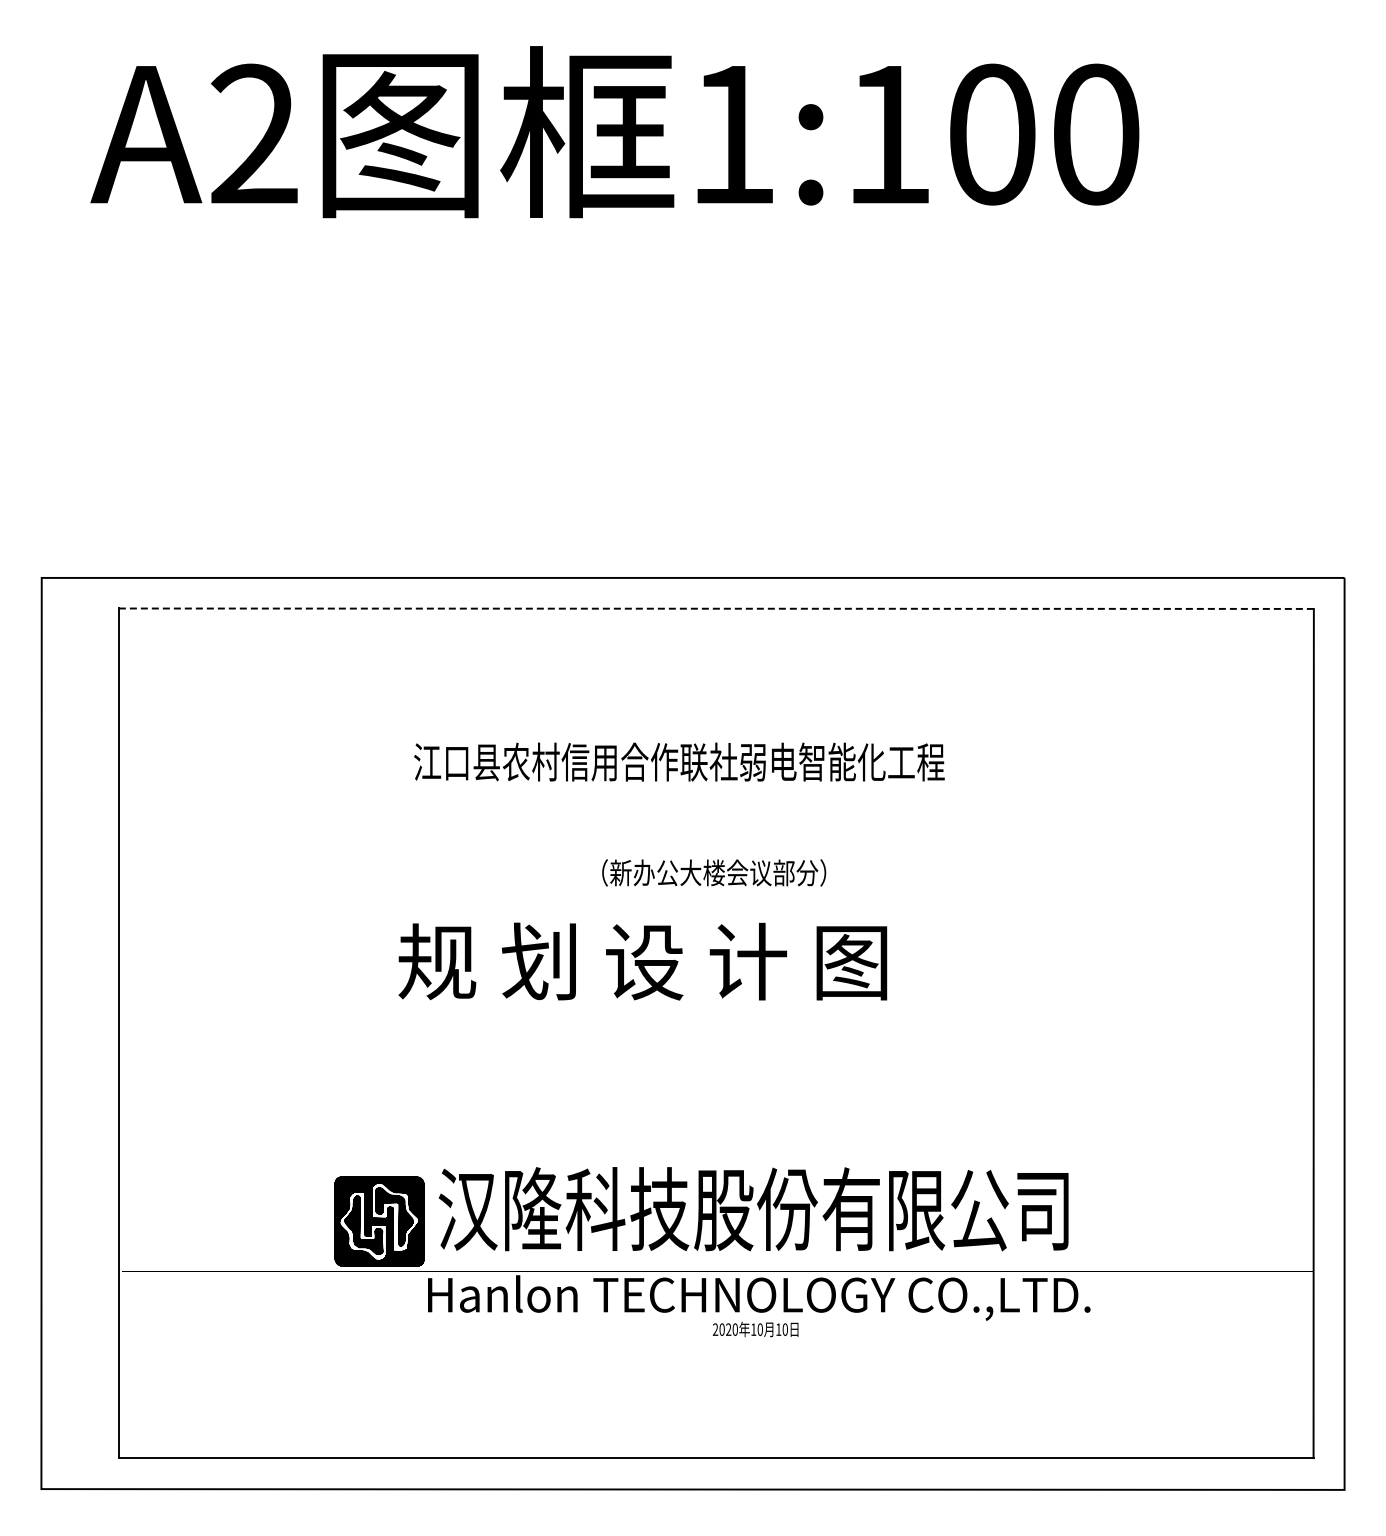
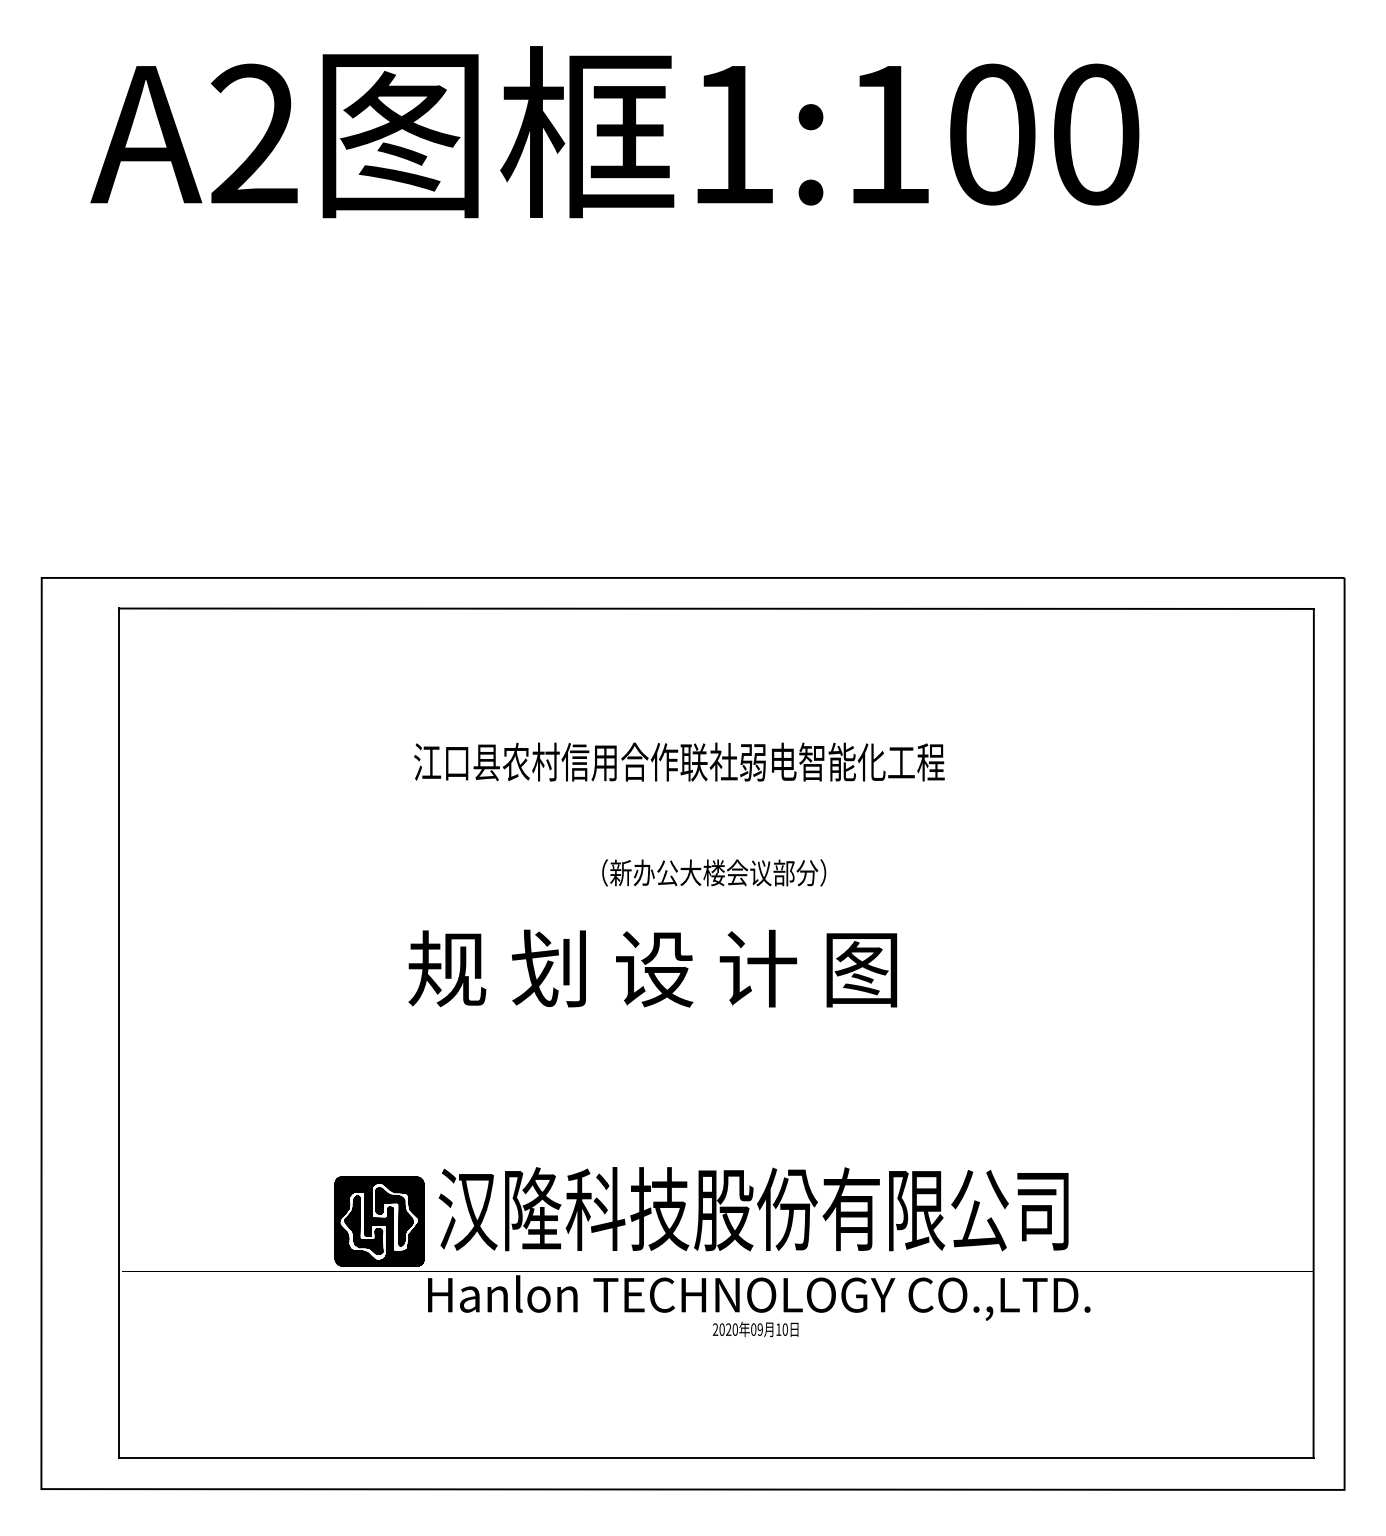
line: dashed -> solid (716, 608)
text position: (642, 961) -> (652, 968) (652, 968)
text: 10 -> 09 (756, 1329)
